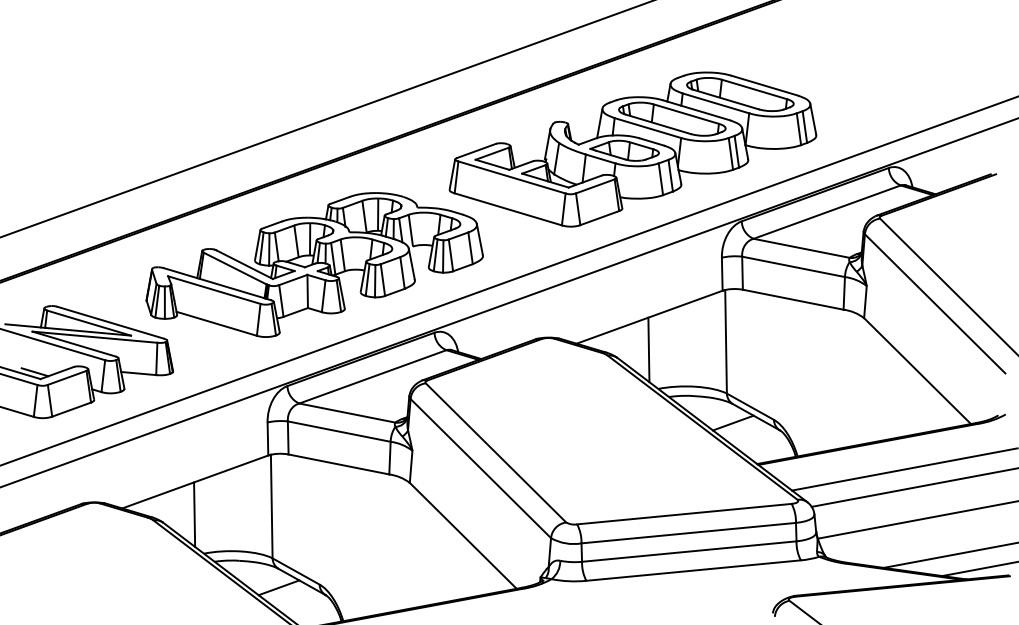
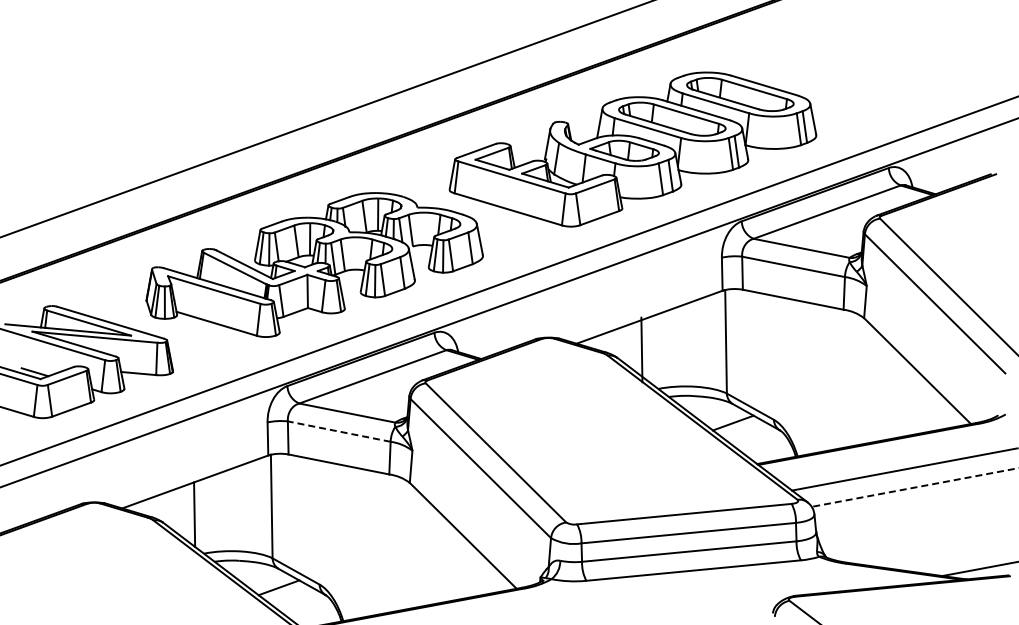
line position: (648, 349) -> (641, 349) (641, 349)
line: solid -> dashed (338, 431)
line: solid -> dashed (914, 487)
line: present -> none (916, 519)
line: present -> none (949, 555)
